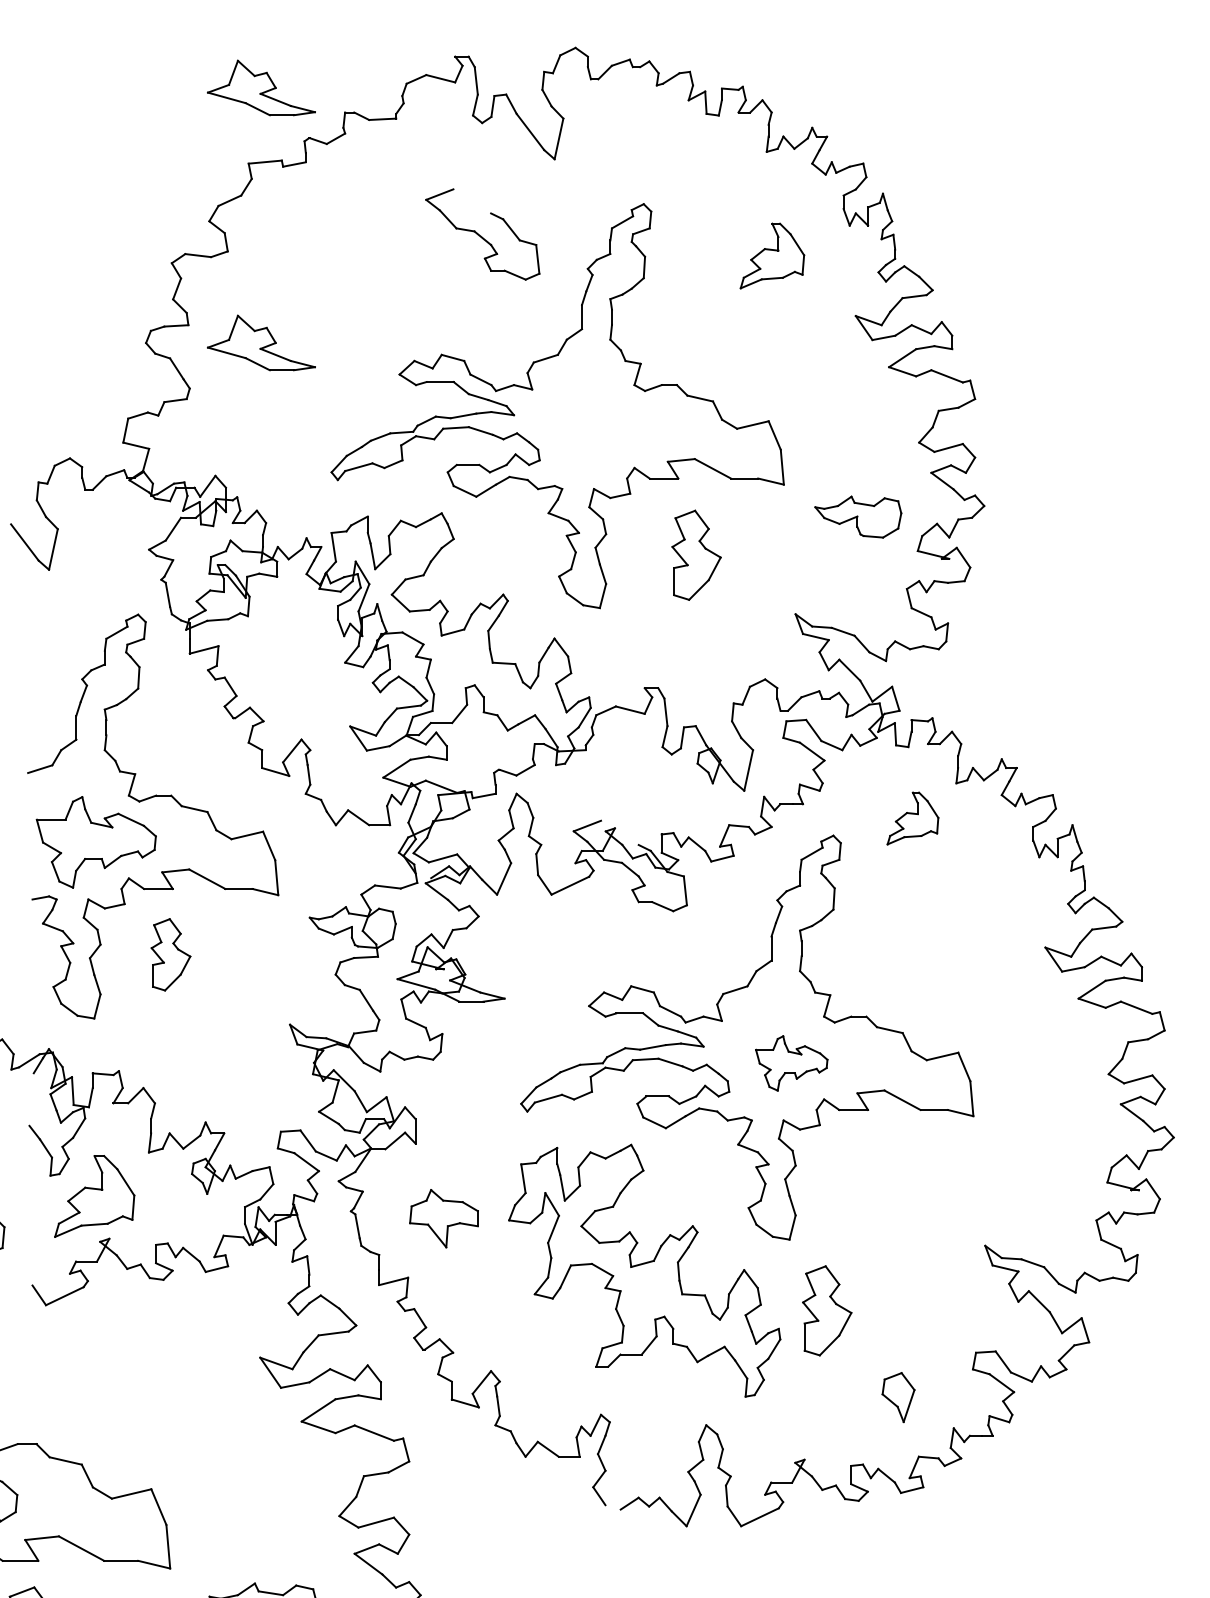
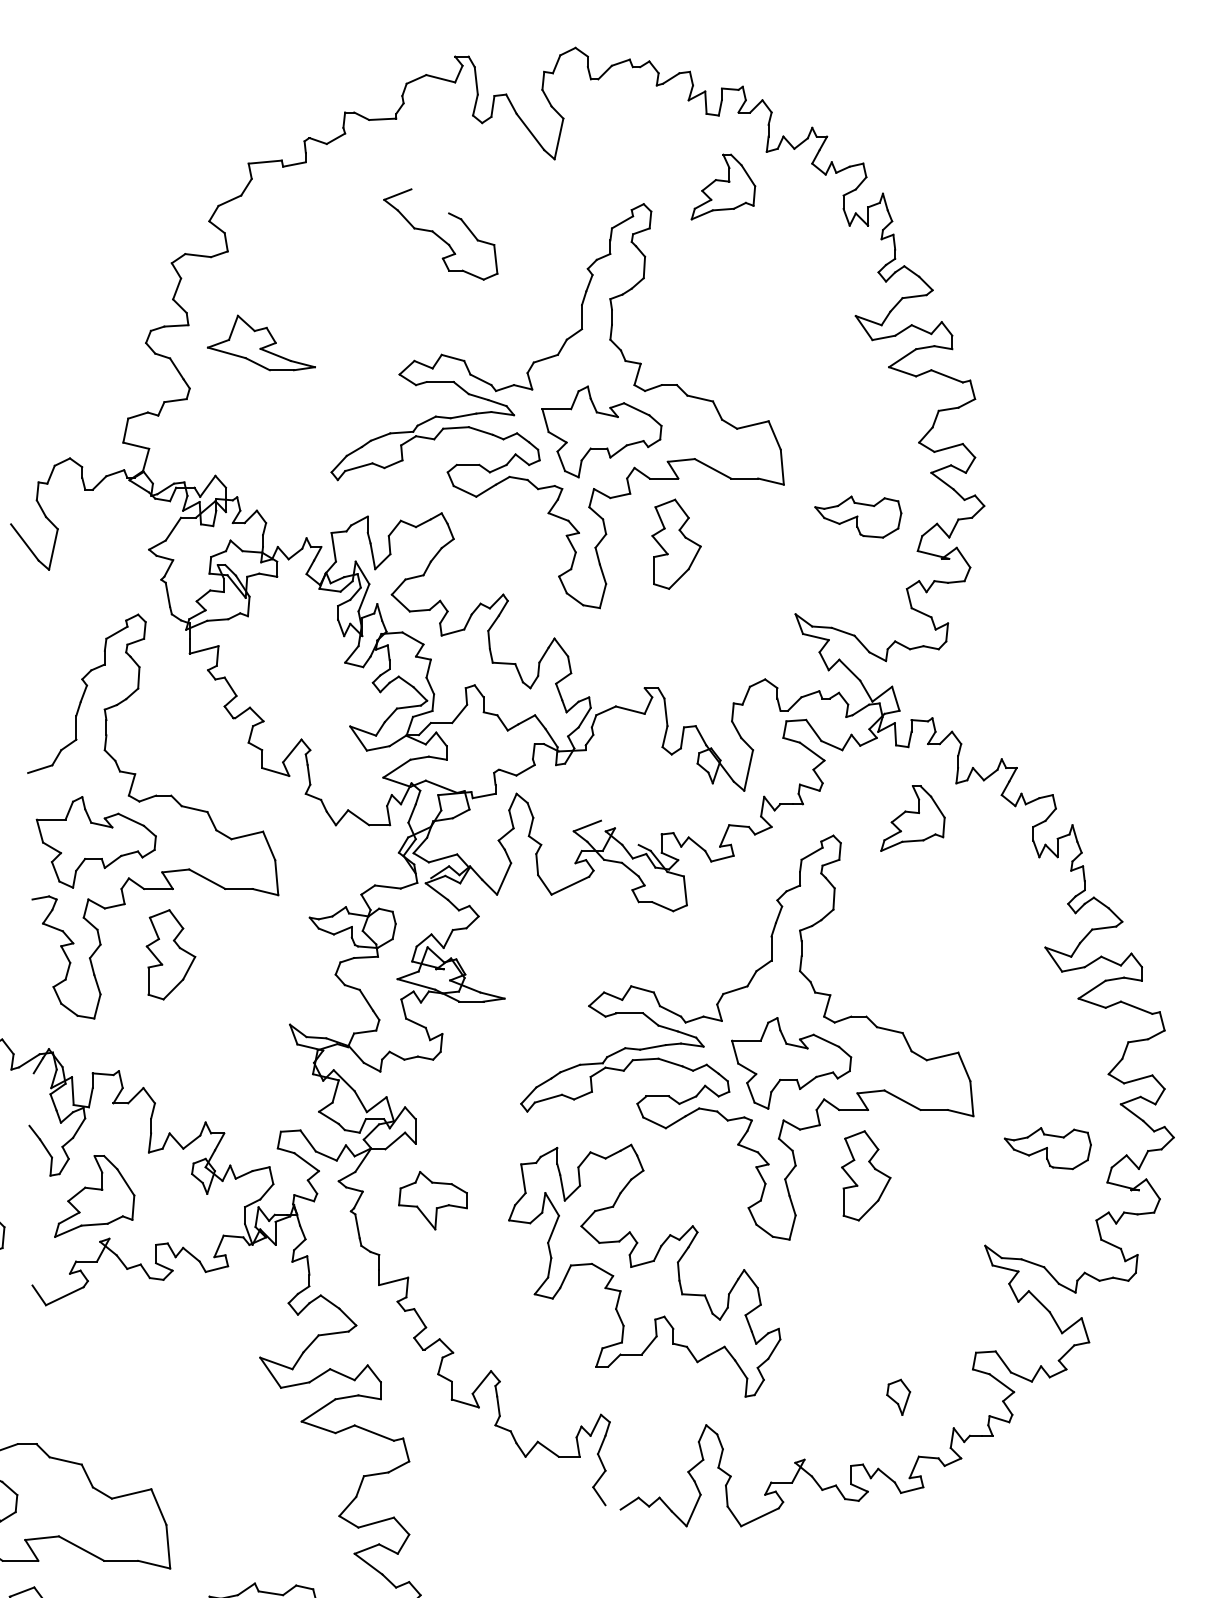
part: present -> none (261, 87)
part position: (482, 234) -> (440, 234) (440, 234)
part position: (772, 255) -> (723, 186) (723, 186)
part: none -> present (601, 431)
part position: (696, 554) -> (676, 543) (676, 543)
part size: 54x55 px -> 66x67 px (912, 818)
part size: 42x74 px -> 52x92 px (170, 954)
part size: 74x57 px -> 122x93 px (791, 1063)
part: none -> present (1047, 1148)
part position: (443, 1218) -> (432, 1200) (432, 1200)
part position: (827, 1310) -> (866, 1175) (866, 1175)
part size: 35x52 px -> 26x38 px (898, 1396)
